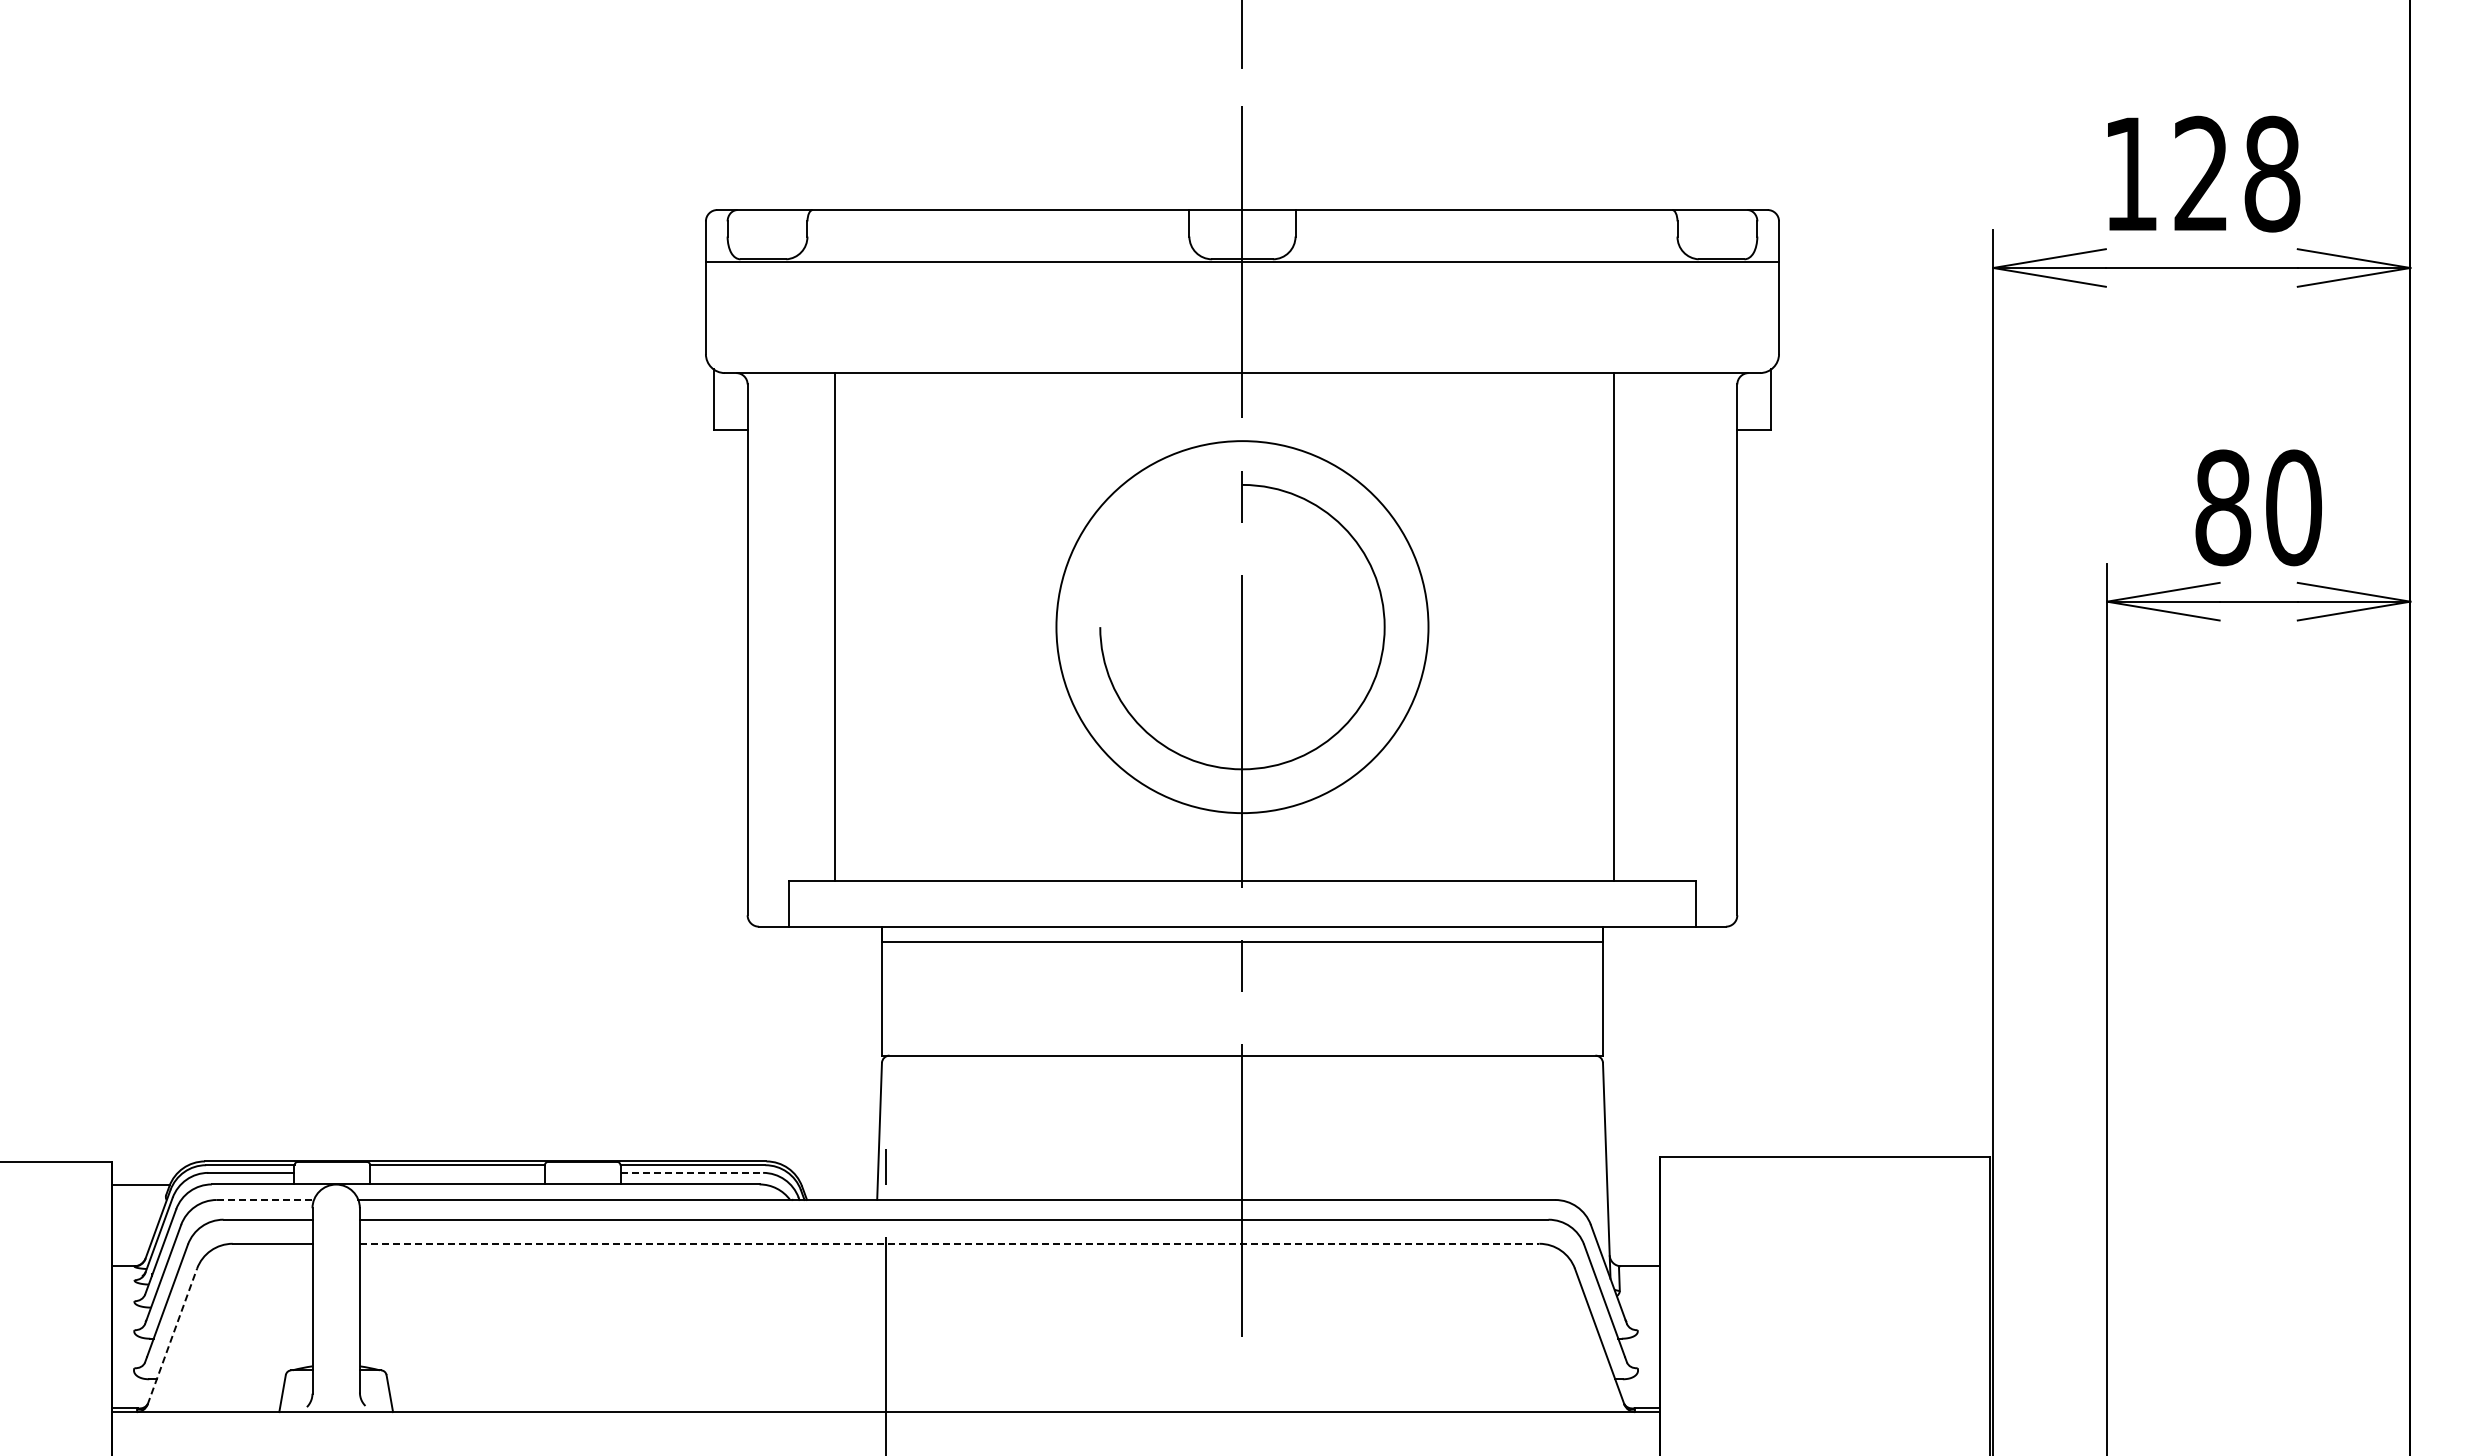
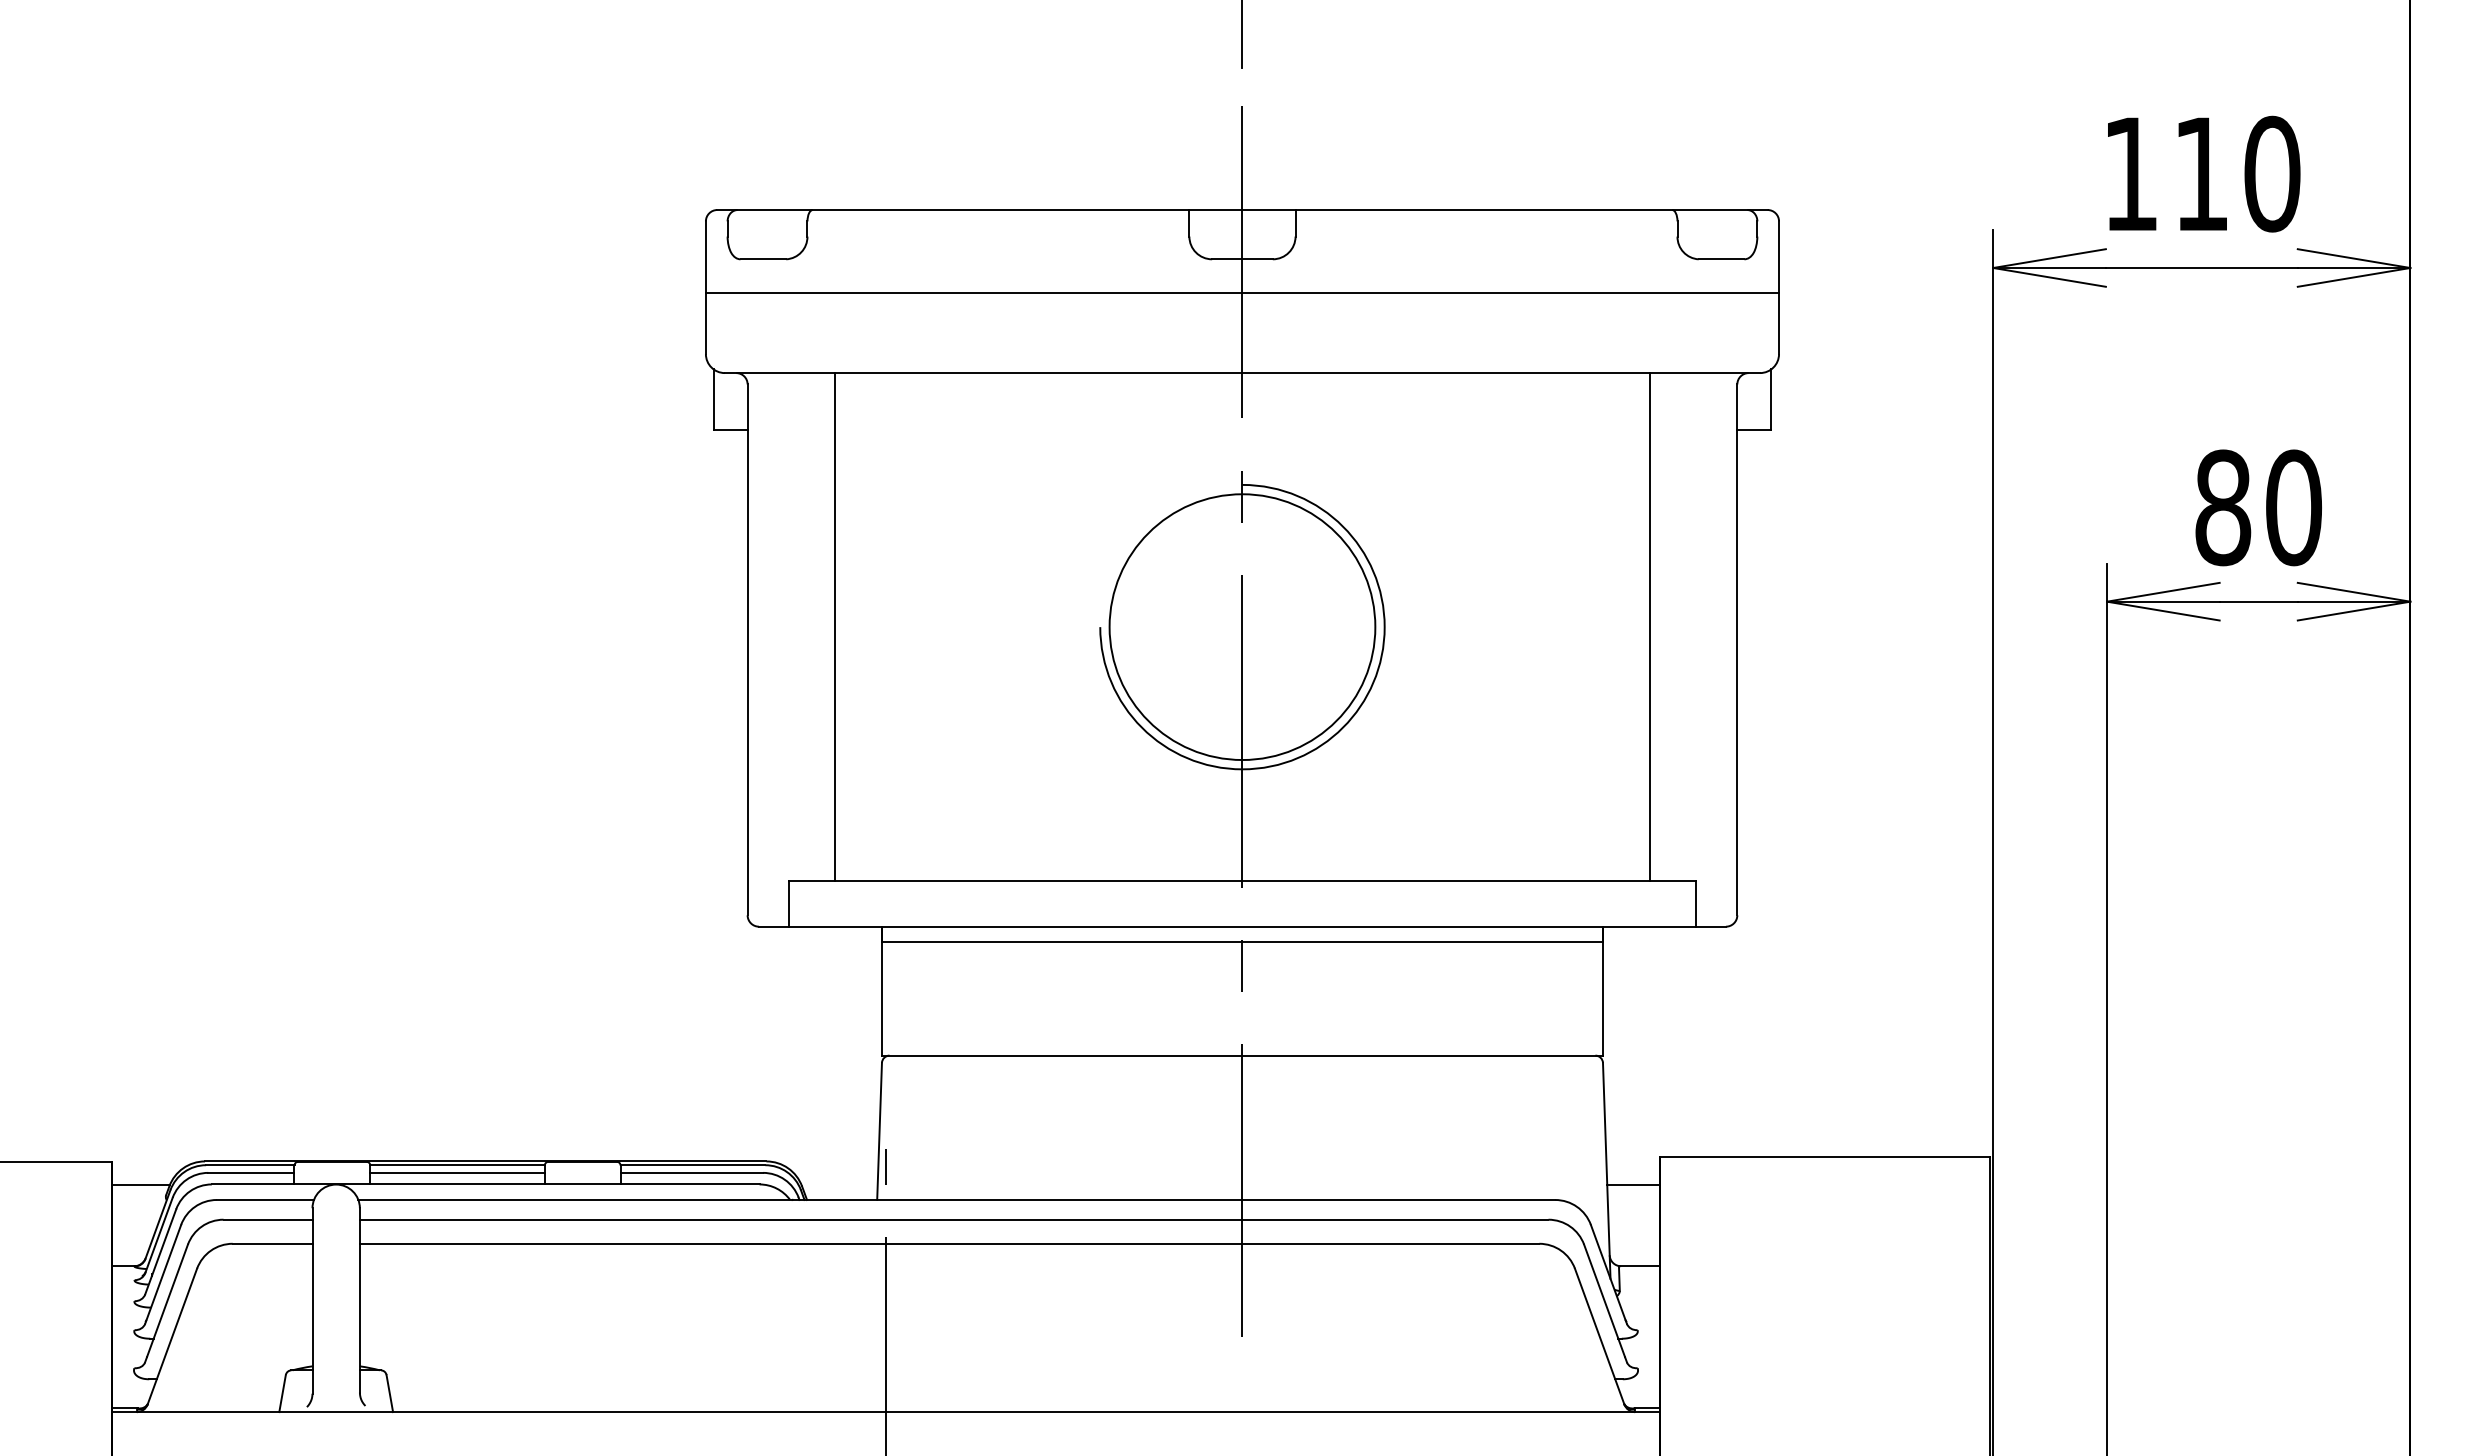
text: 128 -> 110 (2237, 173)
line position: (1242, 262) -> (1242, 293) (1242, 293)
circle diameter: 372 px -> 266 px (1242, 627)
line position: (1613, 627) -> (1649, 627) (1649, 627)
line: none -> present (457, 1172)
line: dashed -> solid (692, 1172)
line: none -> present (1633, 1184)
line: dashed -> solid (265, 1199)
line: dashed -> solid (949, 1243)
line: dashed -> solid (172, 1336)
